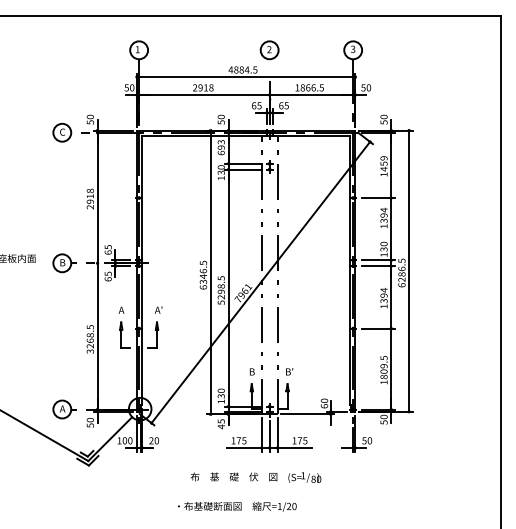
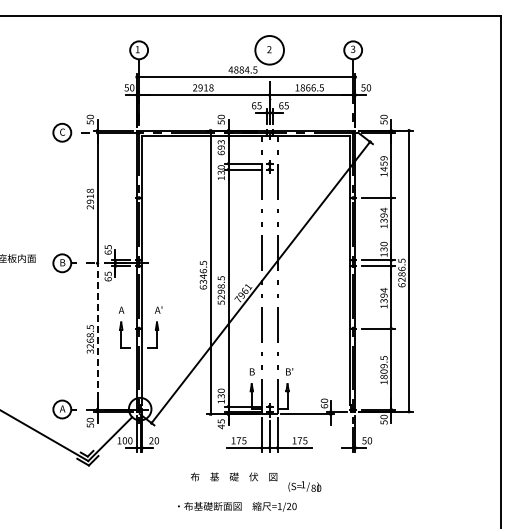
circle diameter: 18 px -> 29 px (269, 50)
line: solid -> dashed (97, 335)
text position: (304, 477) -> (304, 486) (304, 486)
